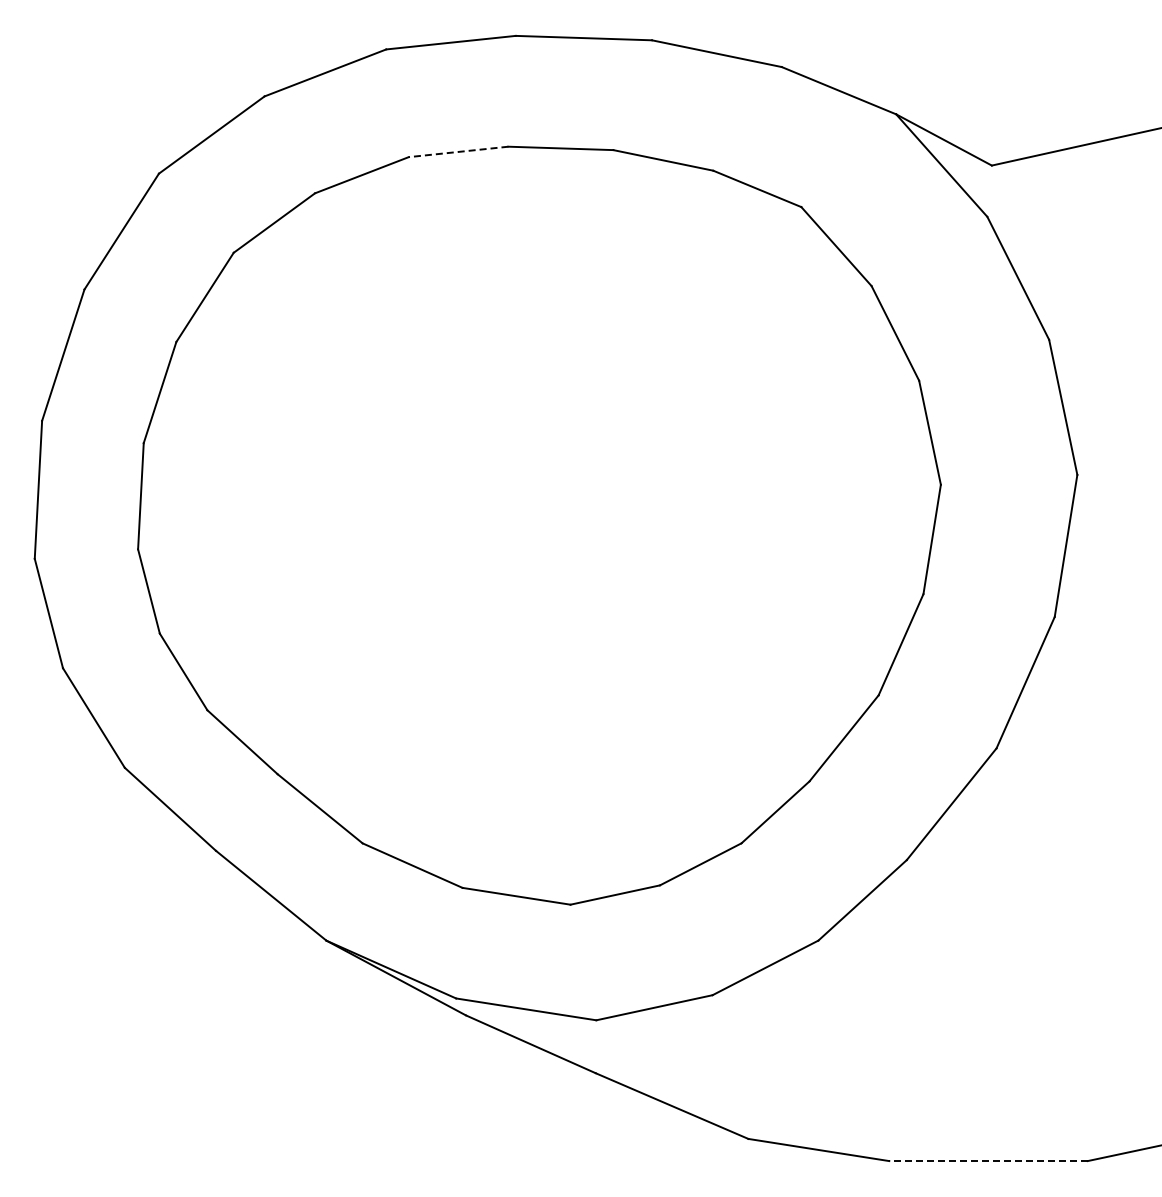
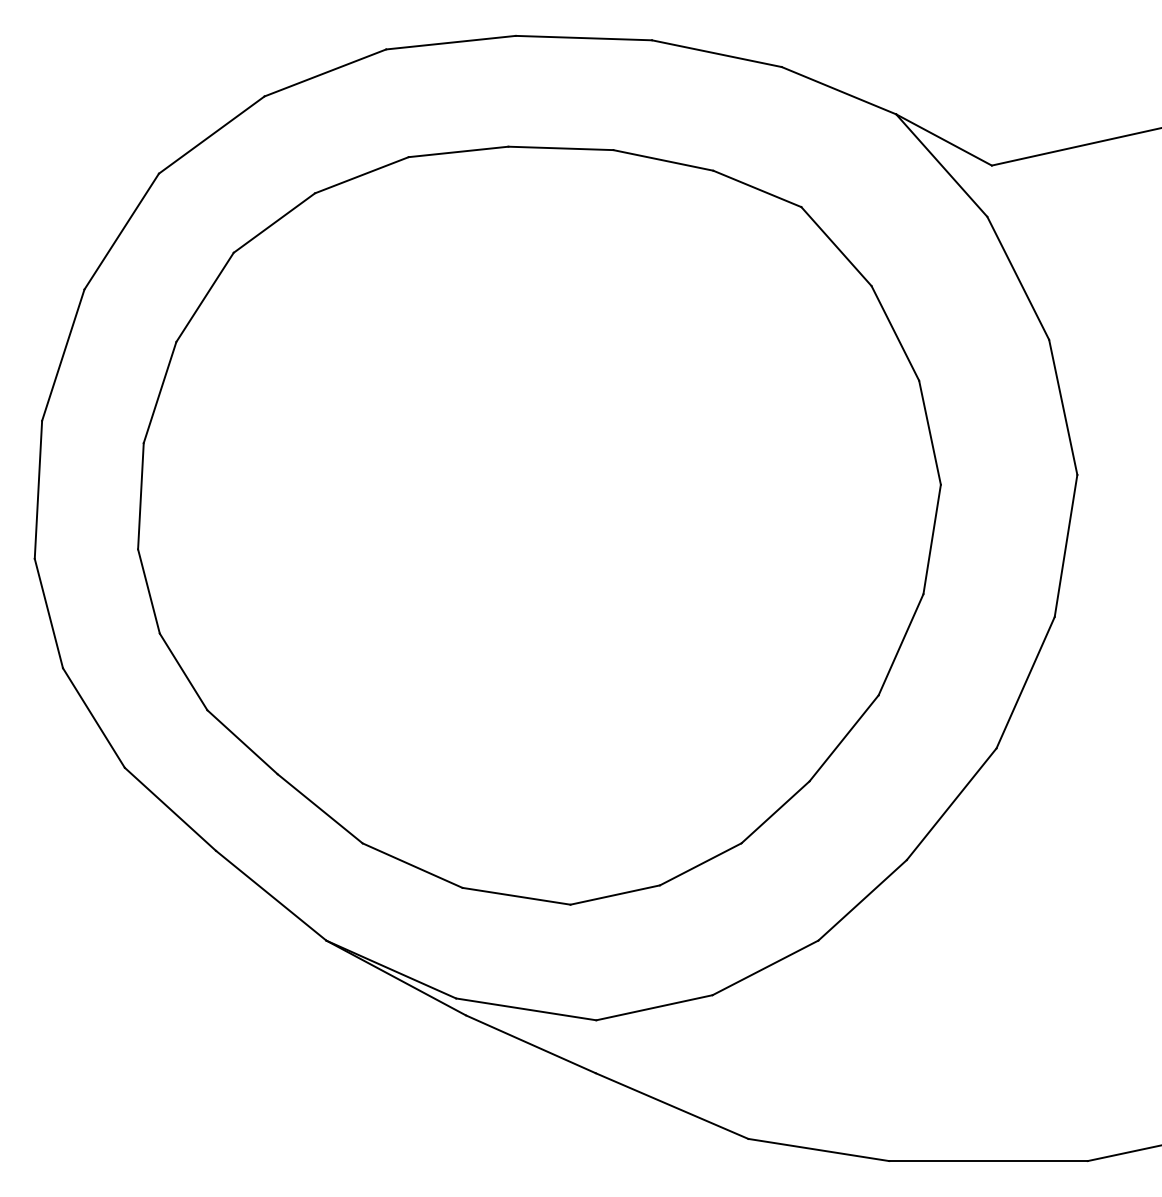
line: dashed -> solid (458, 151)
line: dashed -> solid (987, 1161)
